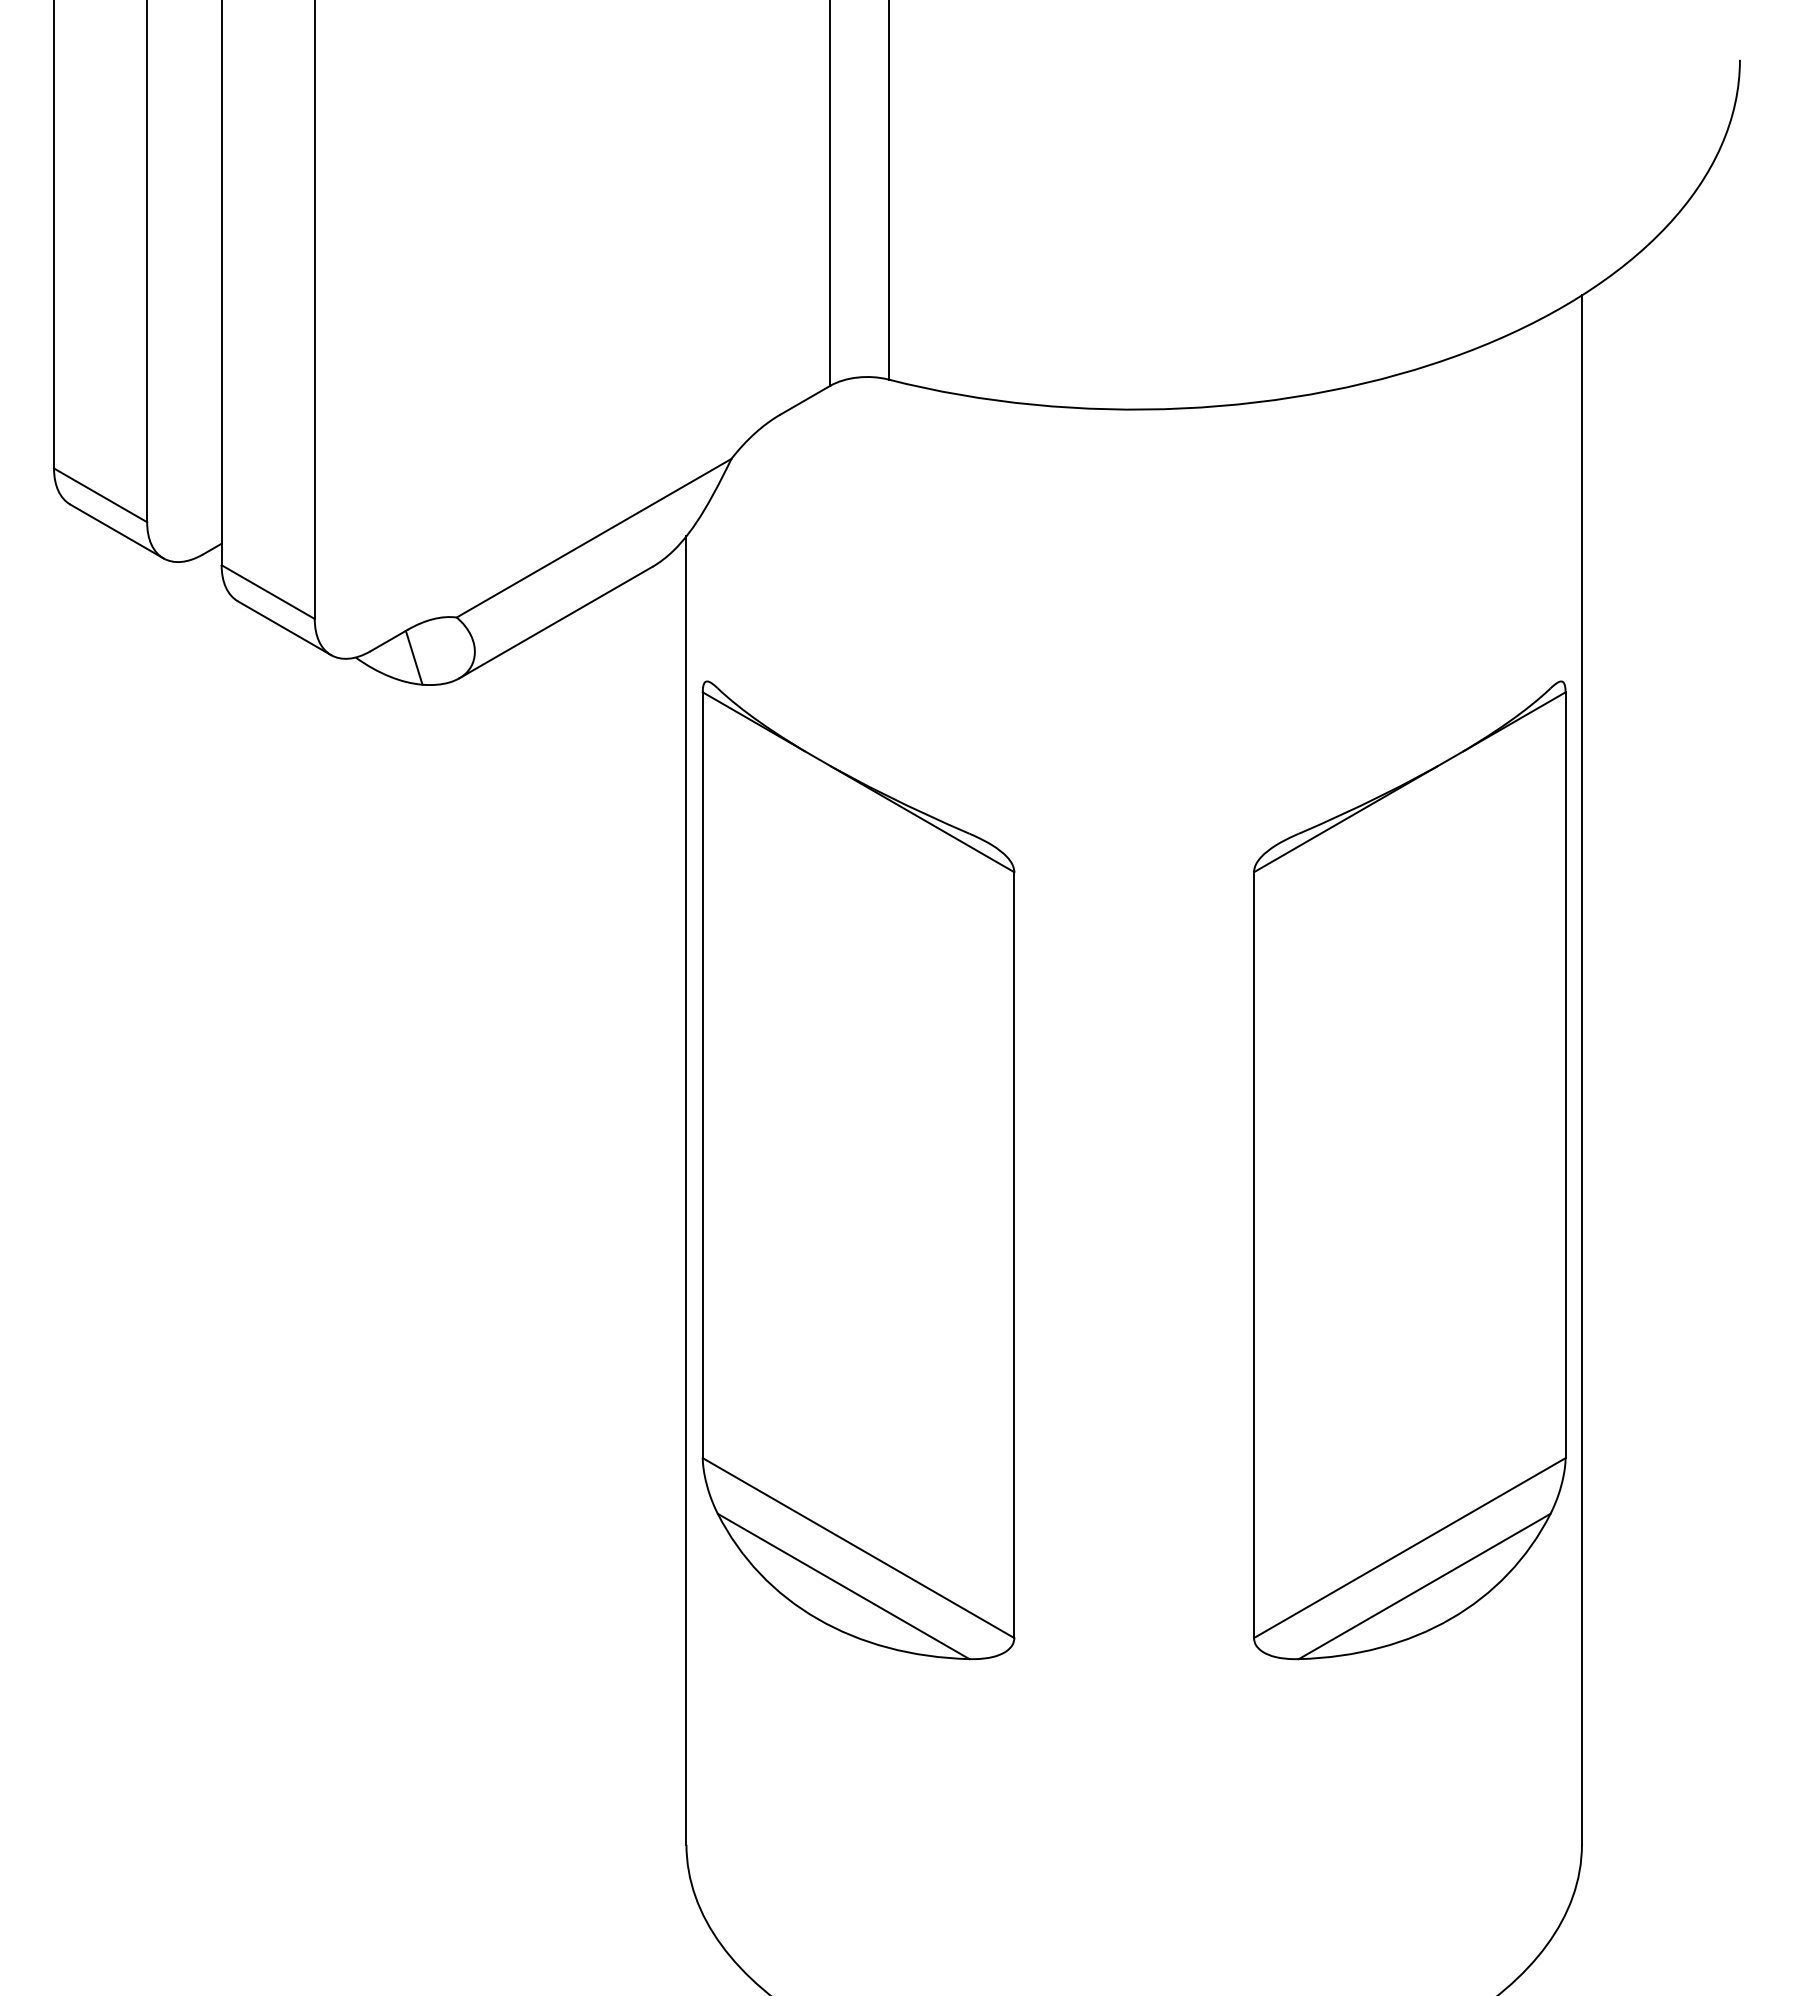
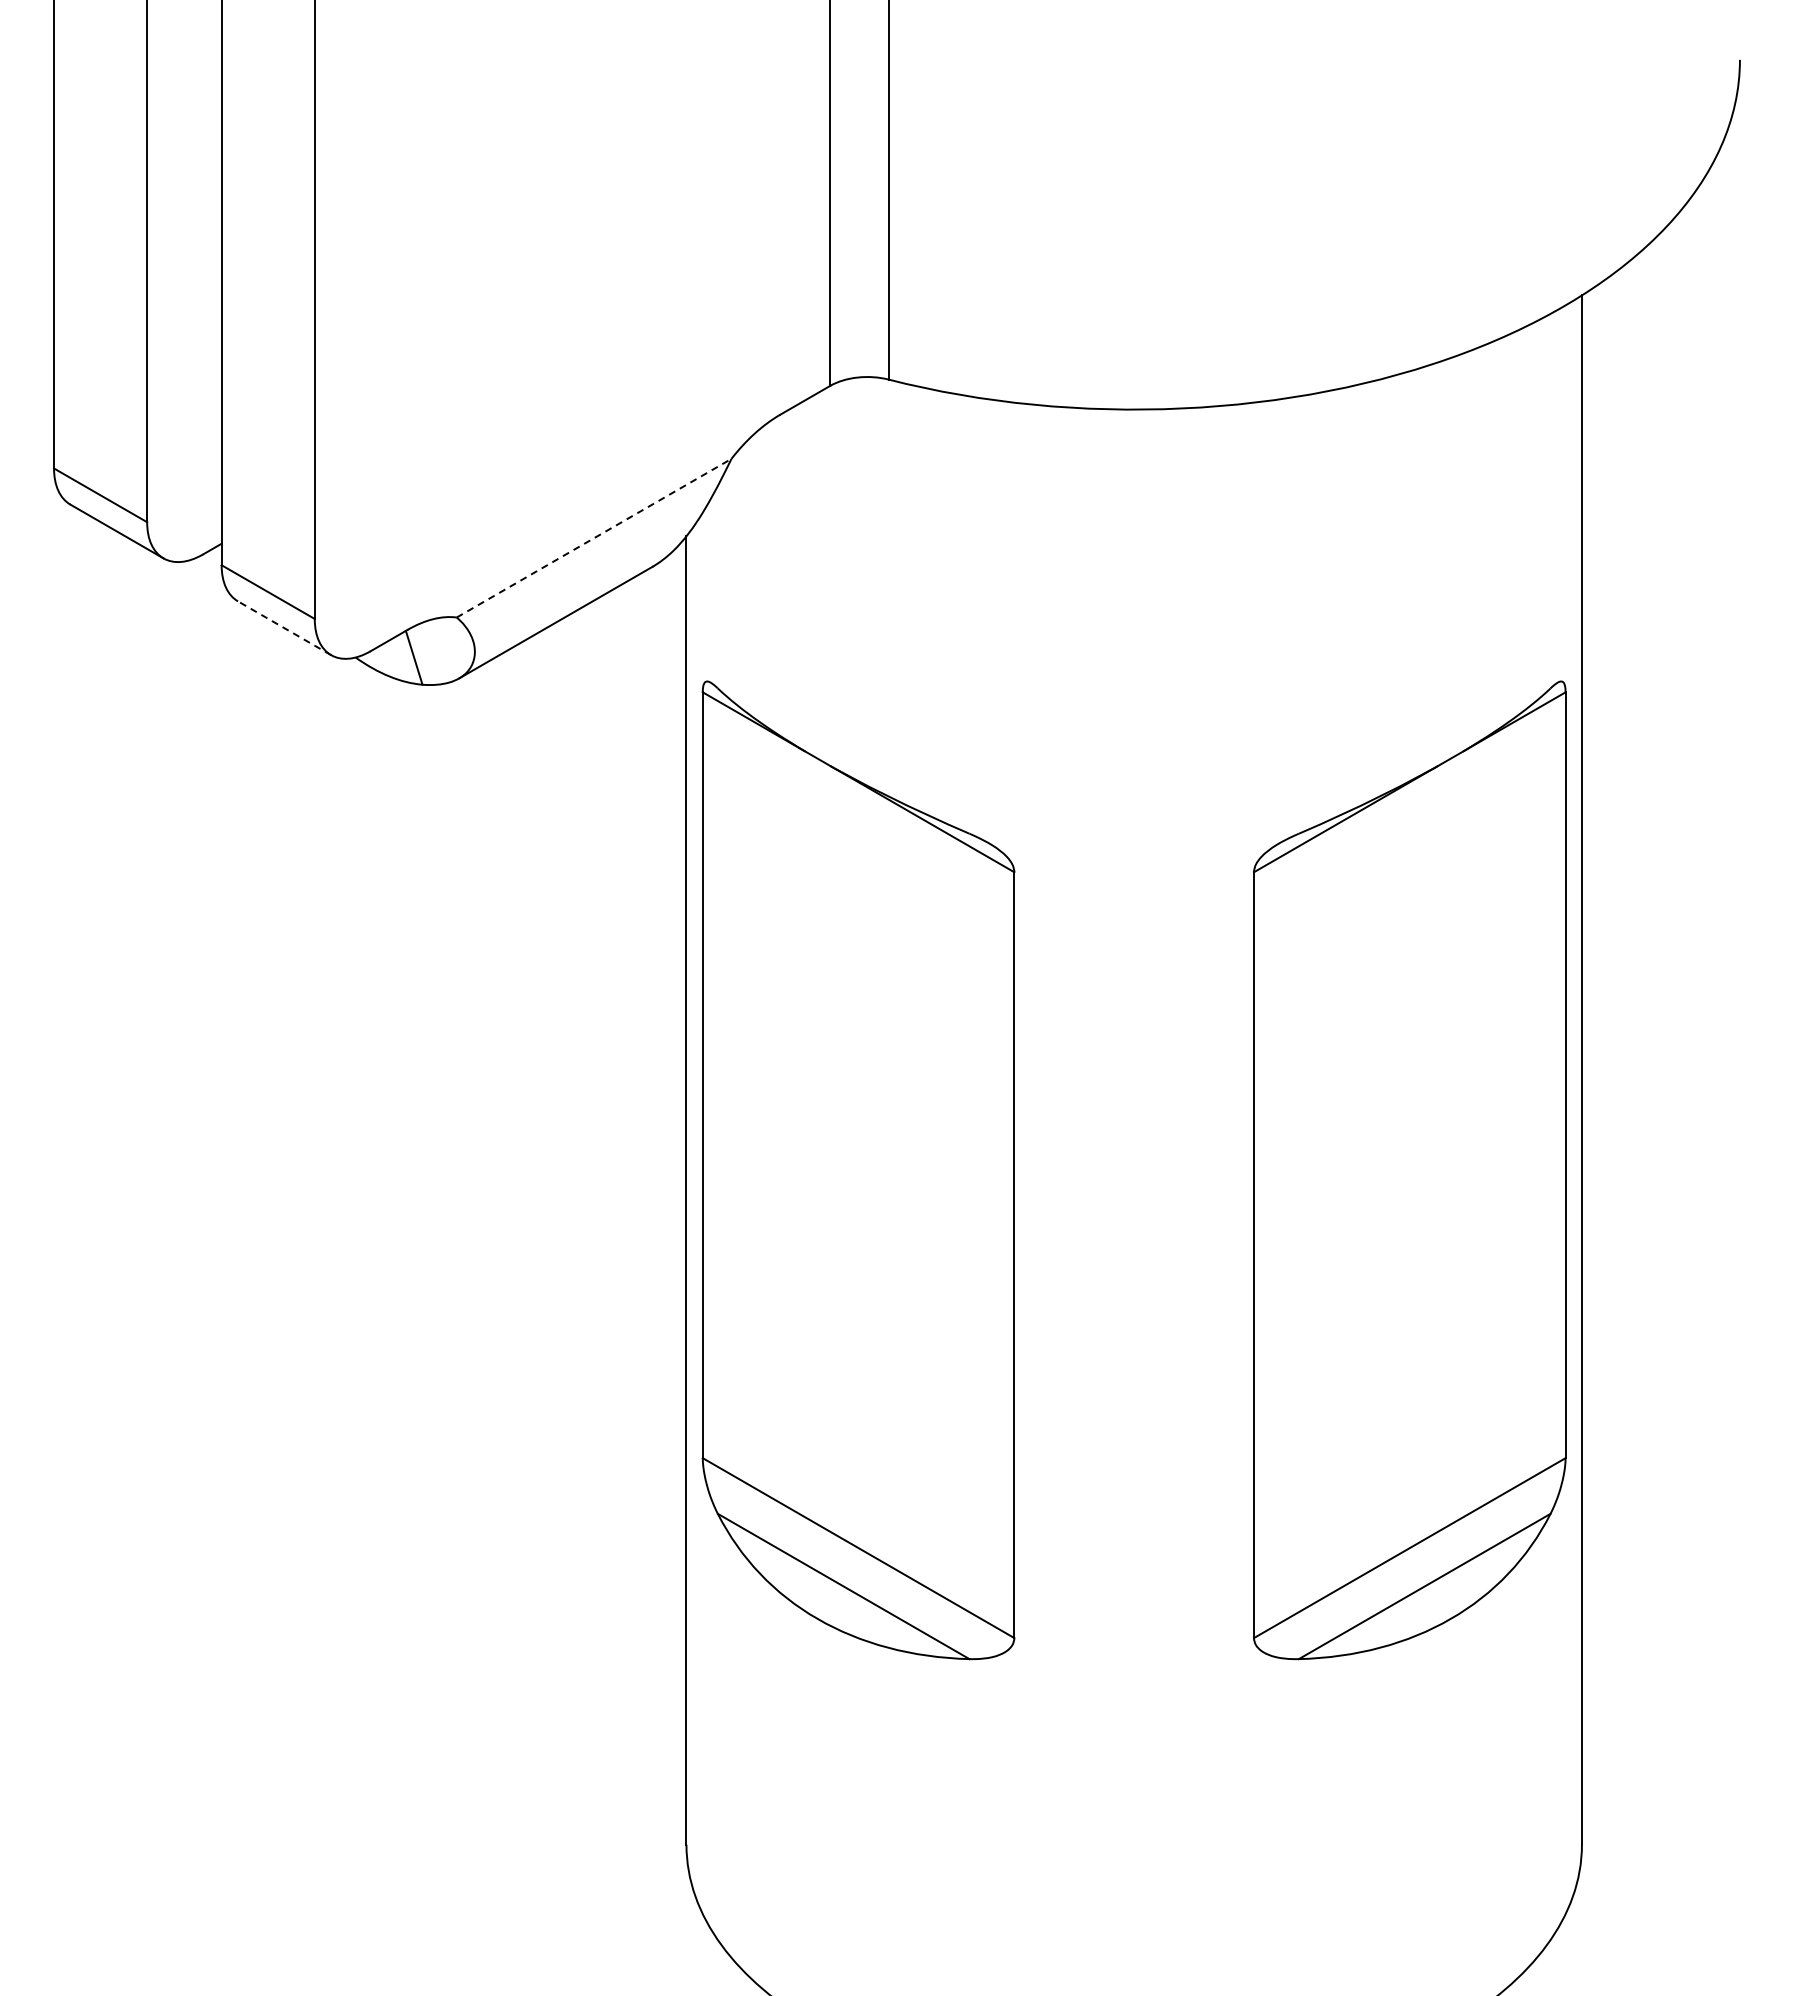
line: solid -> dashed (594, 538)
line: solid -> dashed (284, 628)
